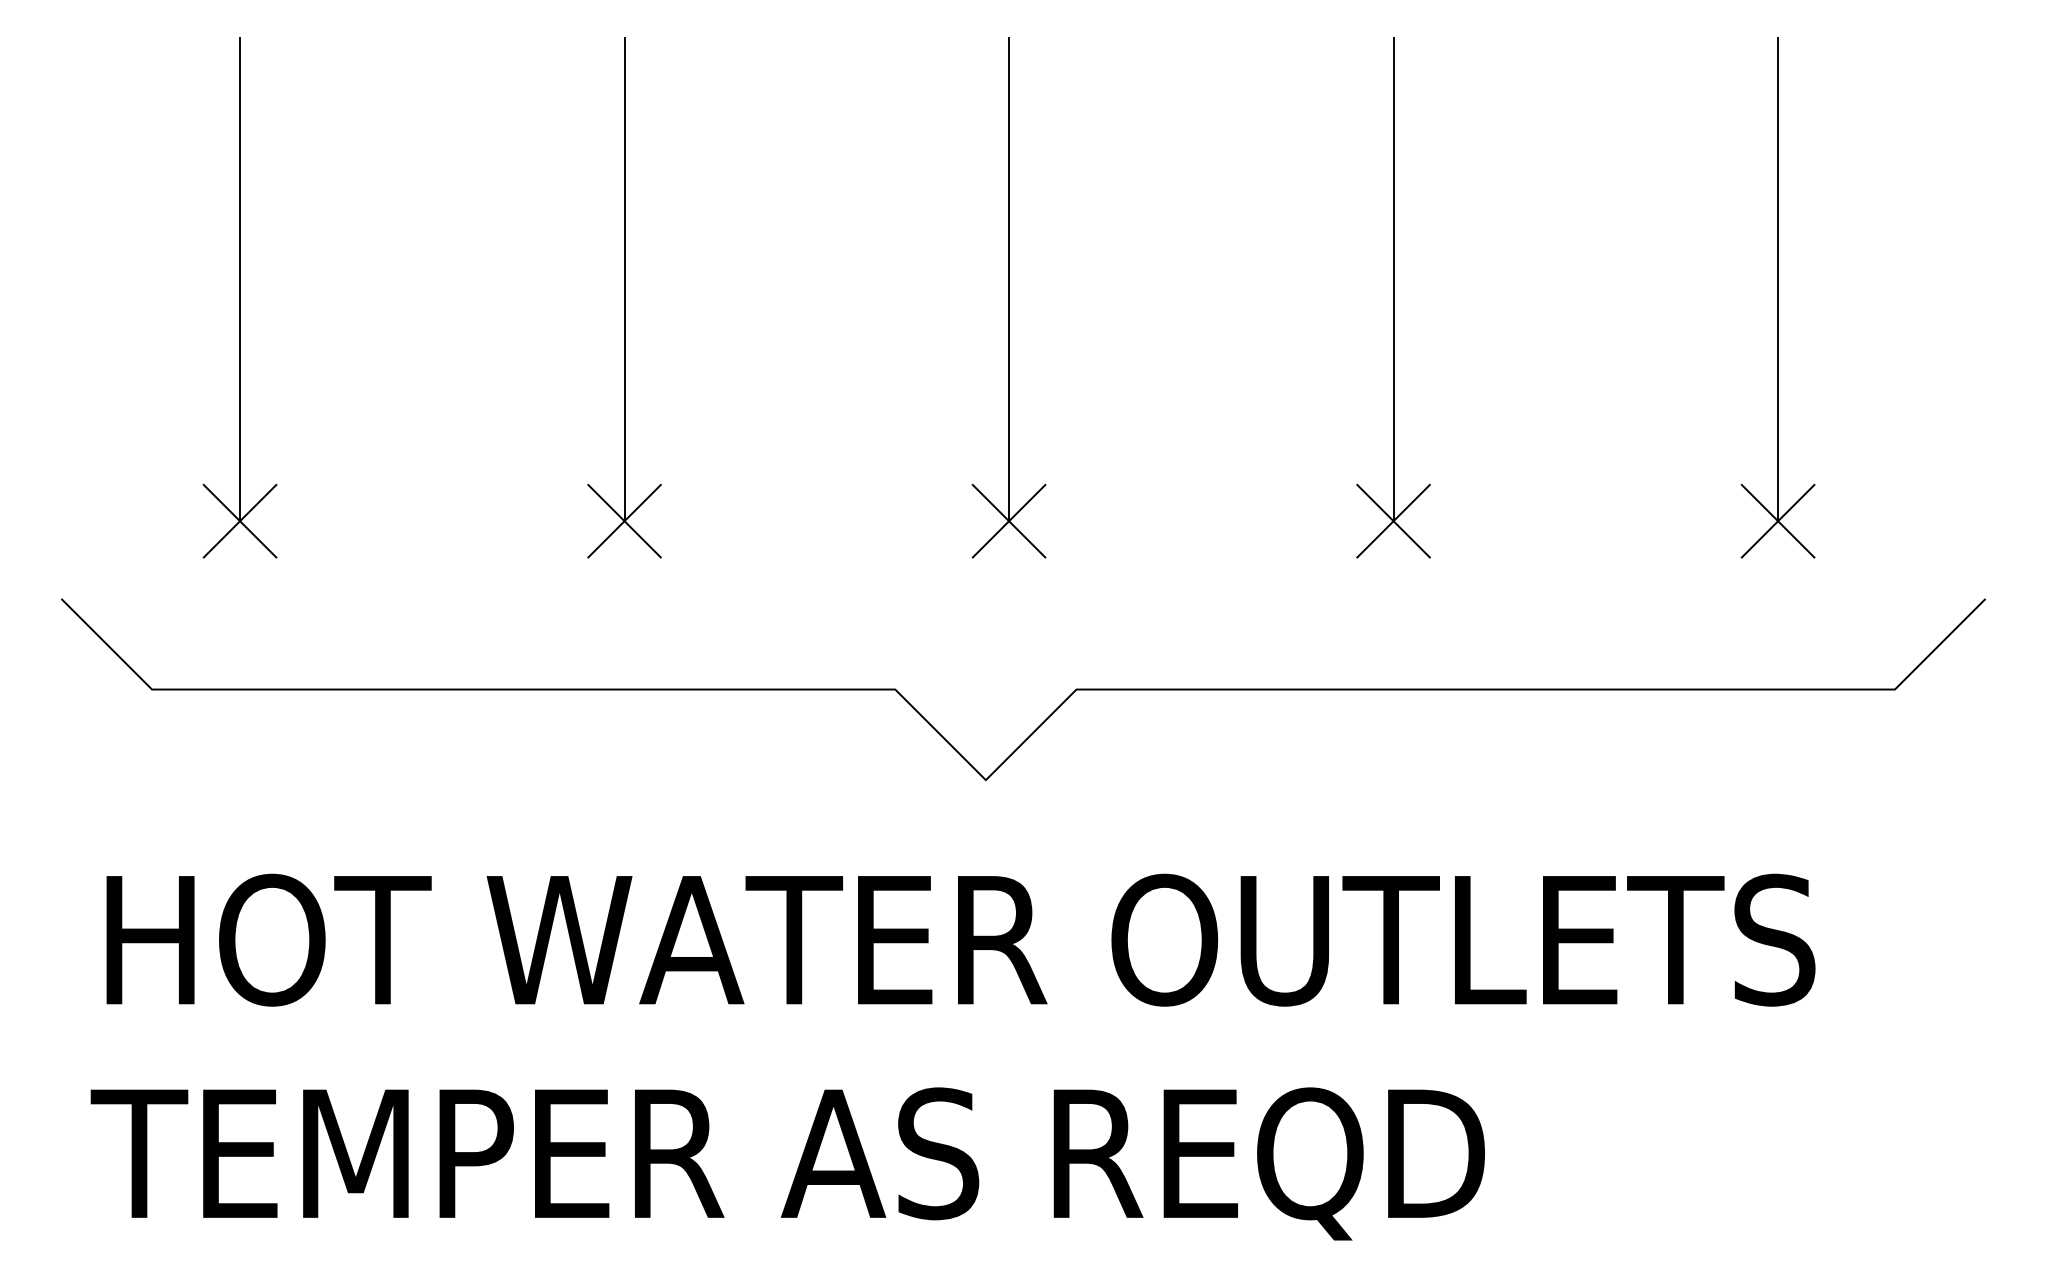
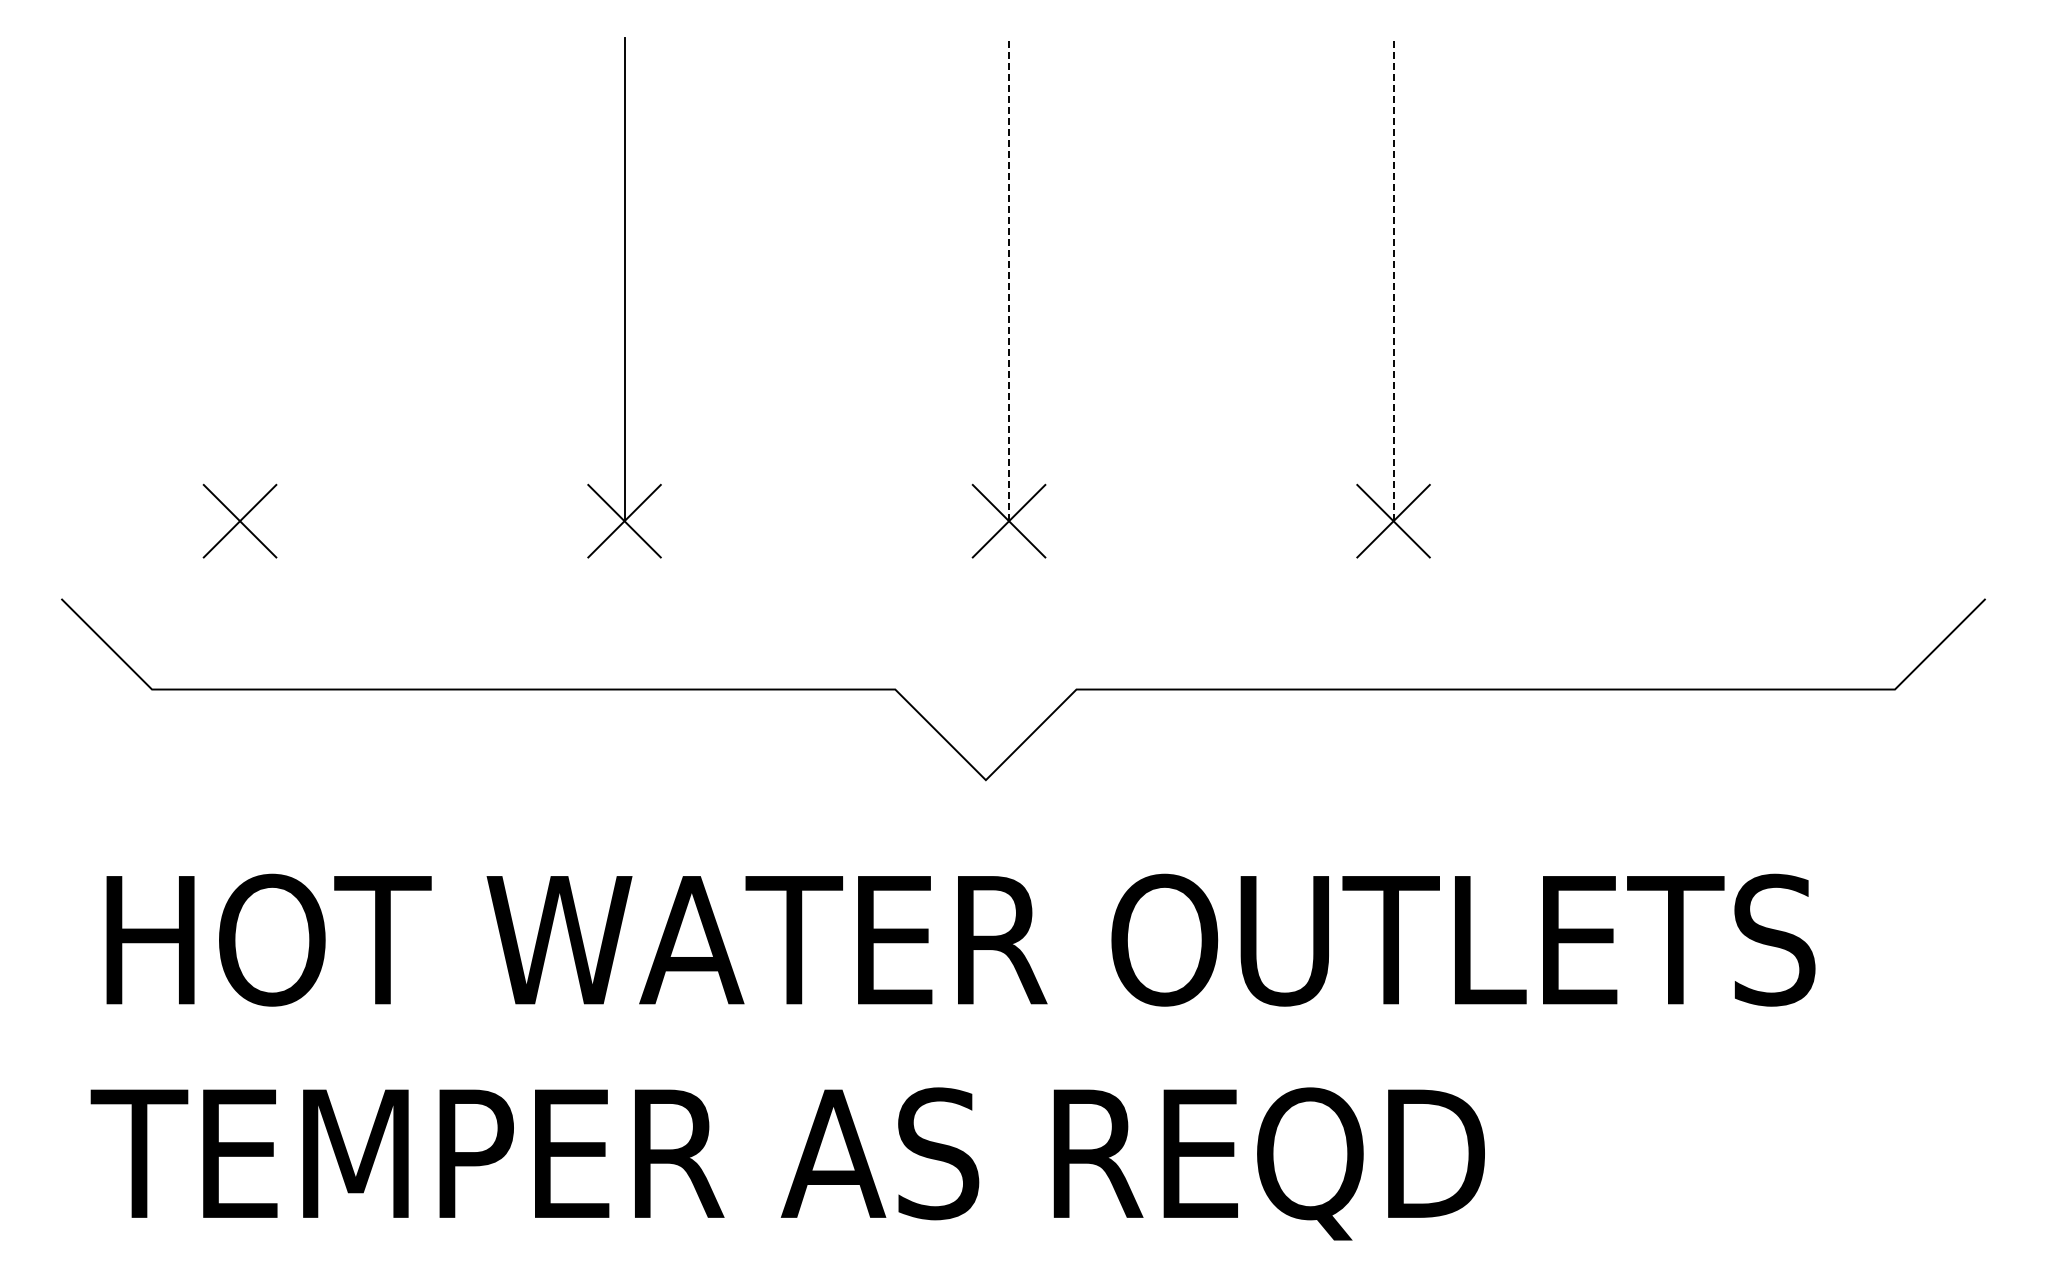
line: present -> none (240, 279)
line: solid -> dashed (1009, 279)
line: solid -> dashed (1393, 279)
part: present -> none (1777, 297)
